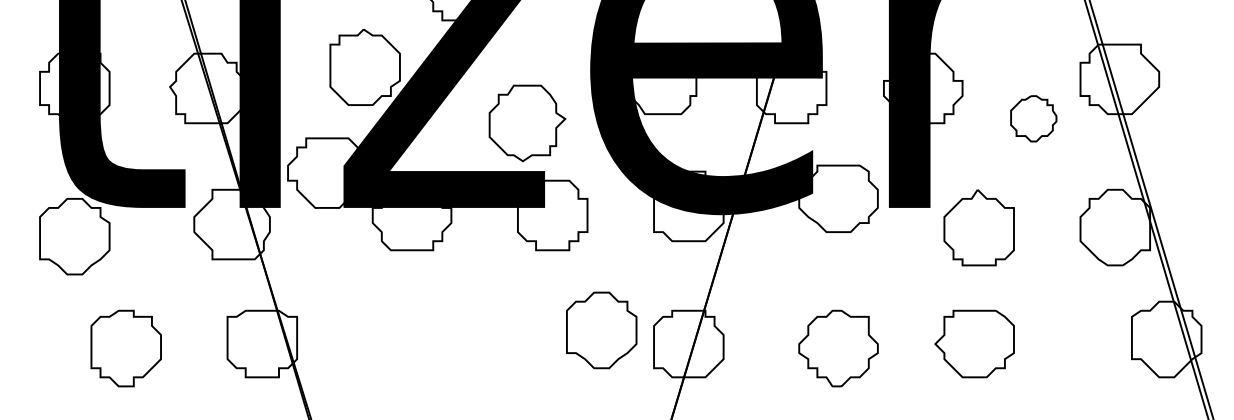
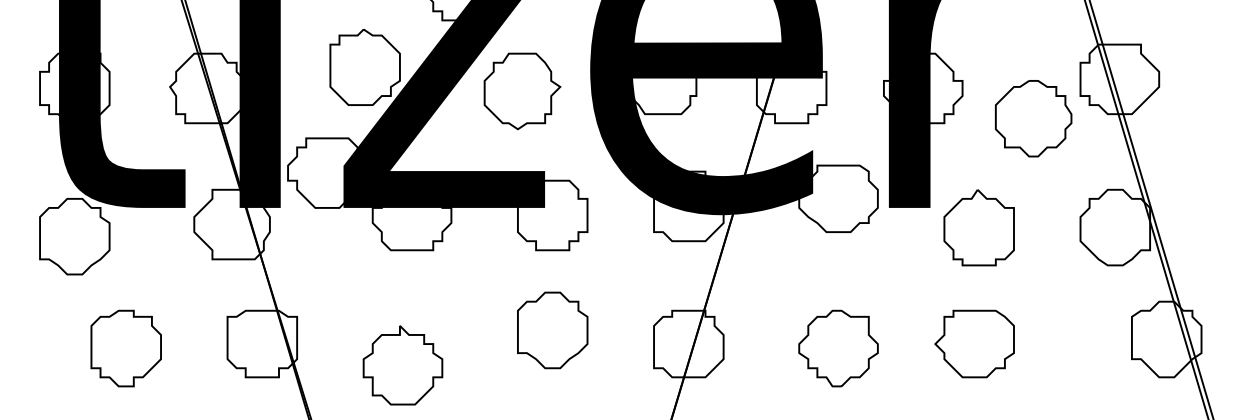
part size: 48x48 px -> 78x78 px (1033, 118)
part position: (527, 123) -> (522, 91) (522, 91)
part position: (601, 330) -> (552, 330) (552, 330)
part: none -> present (402, 365)
